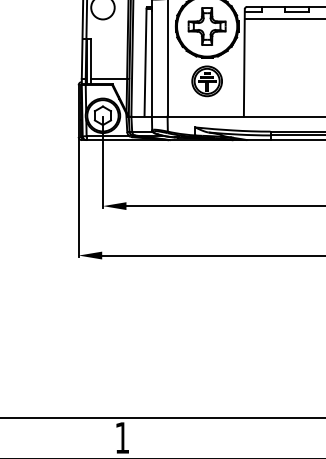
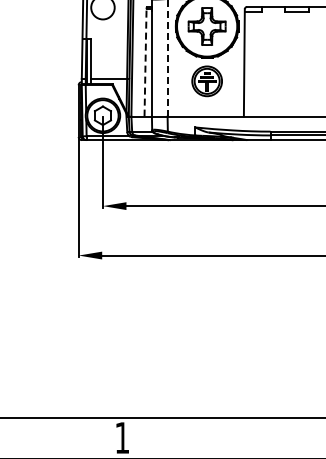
line: present -> none (283, 19)
line: solid -> dashed (167, 58)
line: solid -> dashed (145, 62)
